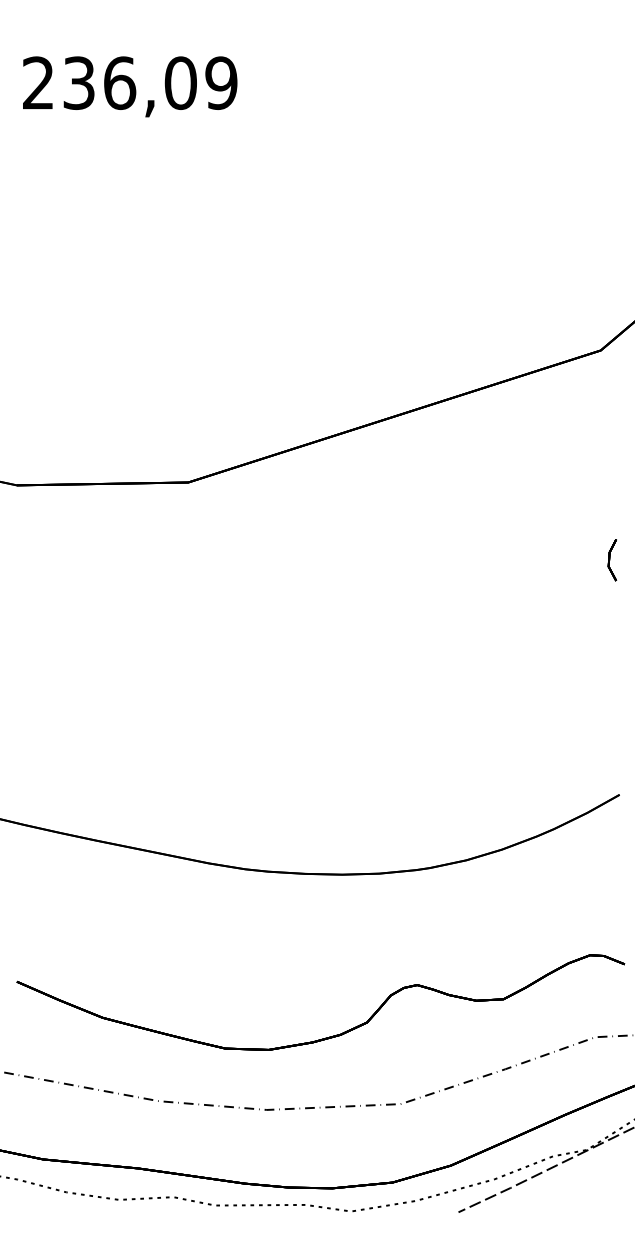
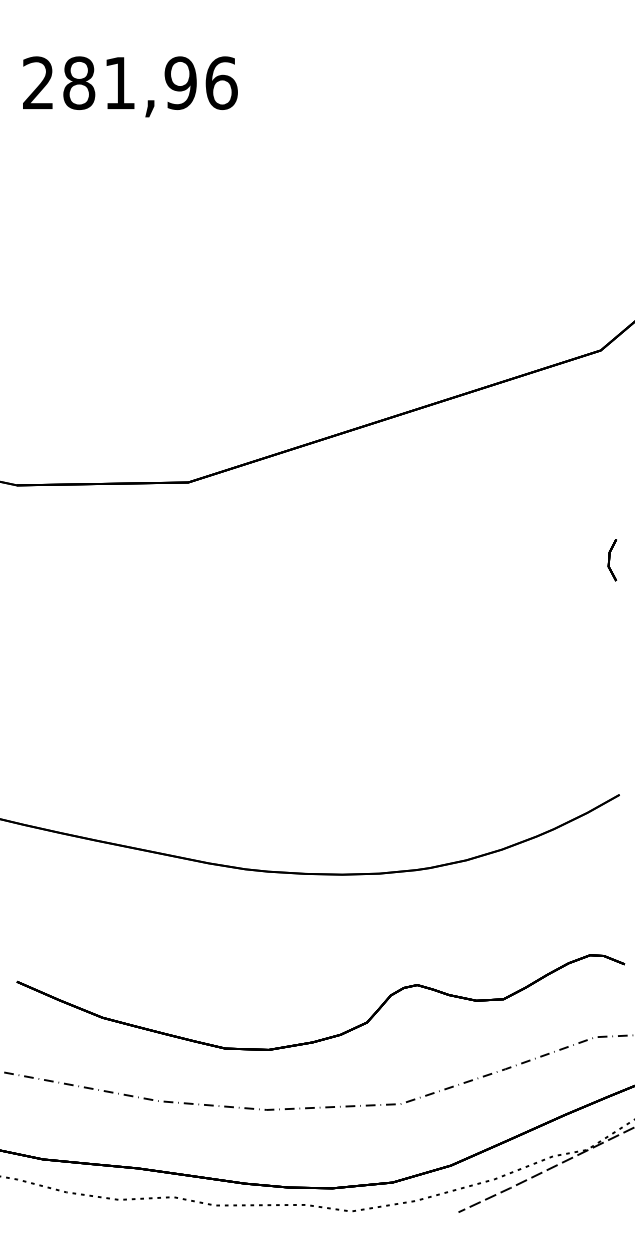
text: 236,09 -> 281,96 (150, 83)
